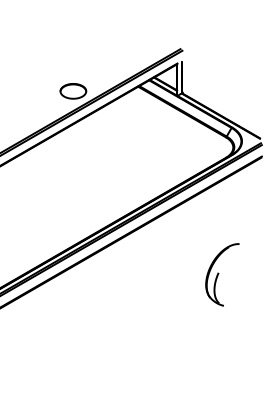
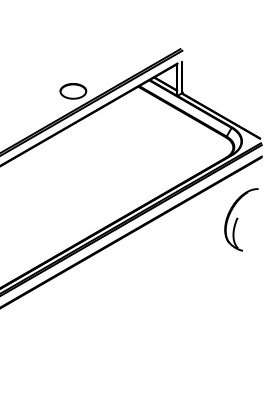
part position: (222, 274) -> (241, 219) (241, 219)
